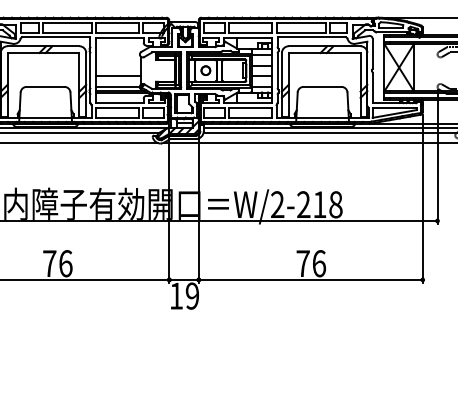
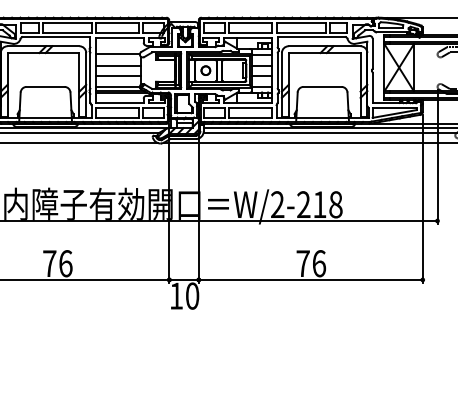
line: none -> present (117, 54)
line: none -> present (118, 65)
text: 19 -> 10 (192, 295)
